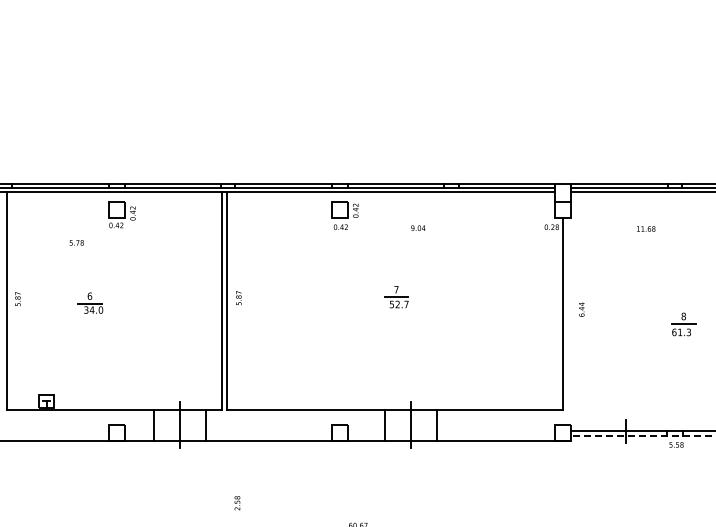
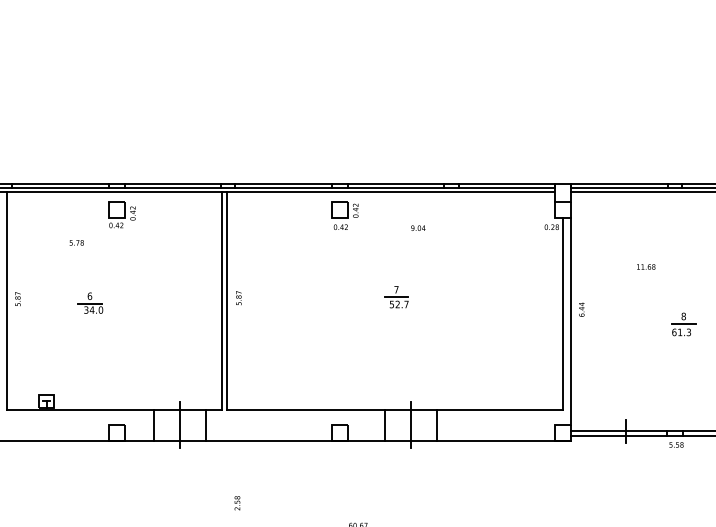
text position: (646, 228) -> (646, 266) (646, 266)
line: none -> present (570, 321)
line: dashed -> solid (642, 435)
